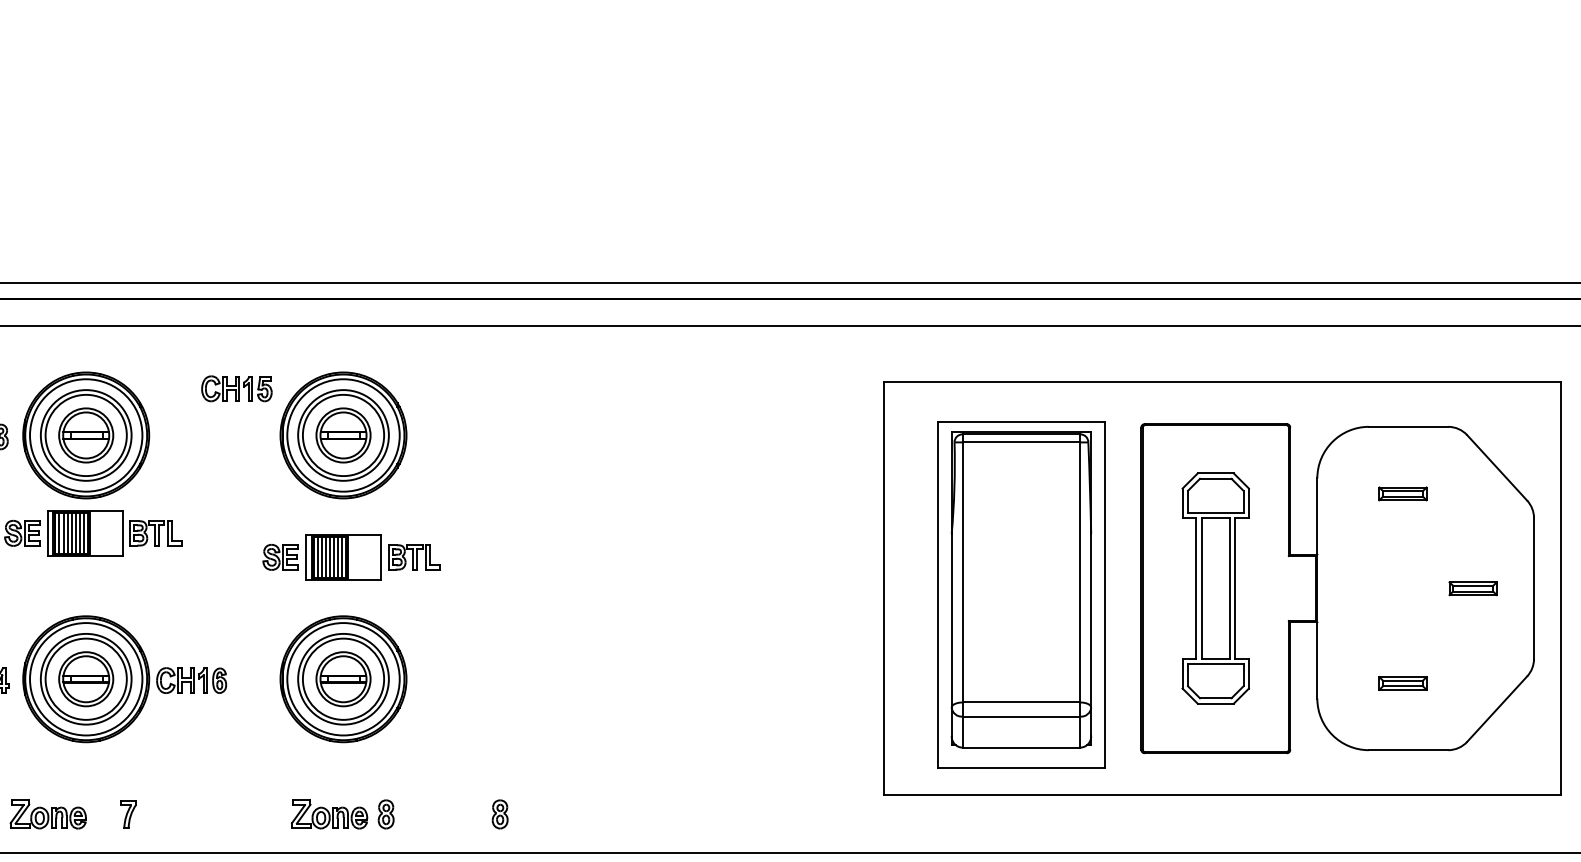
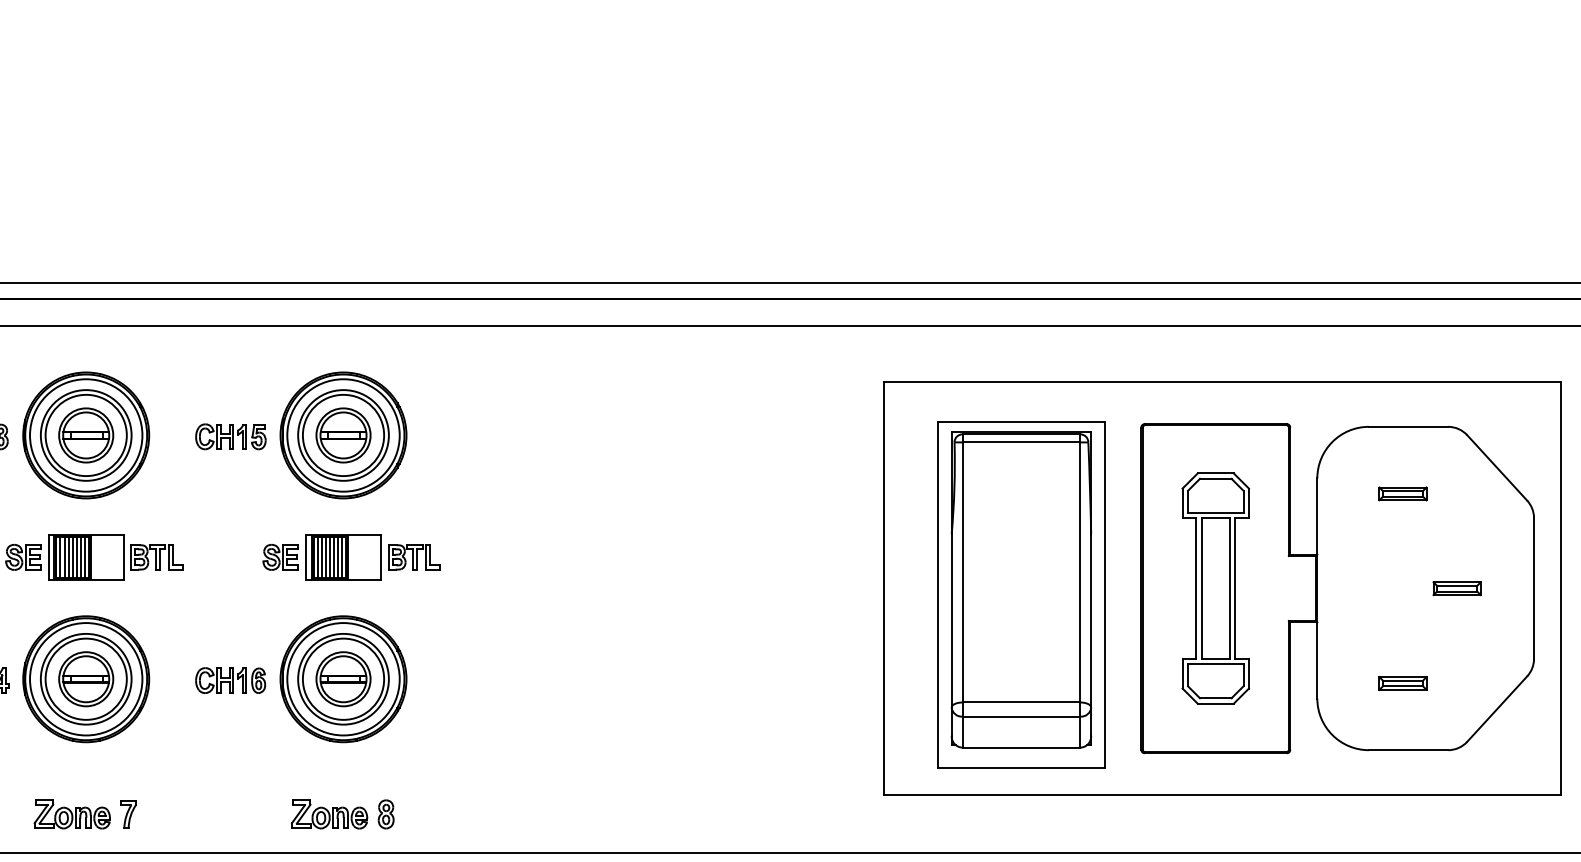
part position: (236, 388) -> (230, 436) (230, 436)
part position: (93, 533) -> (94, 557) (94, 557)
part position: (1472, 588) -> (1456, 588) (1456, 588)
part position: (191, 680) -> (230, 680) (230, 680)
part position: (47, 814) -> (71, 814) (71, 814)
part: present -> none (499, 814)
